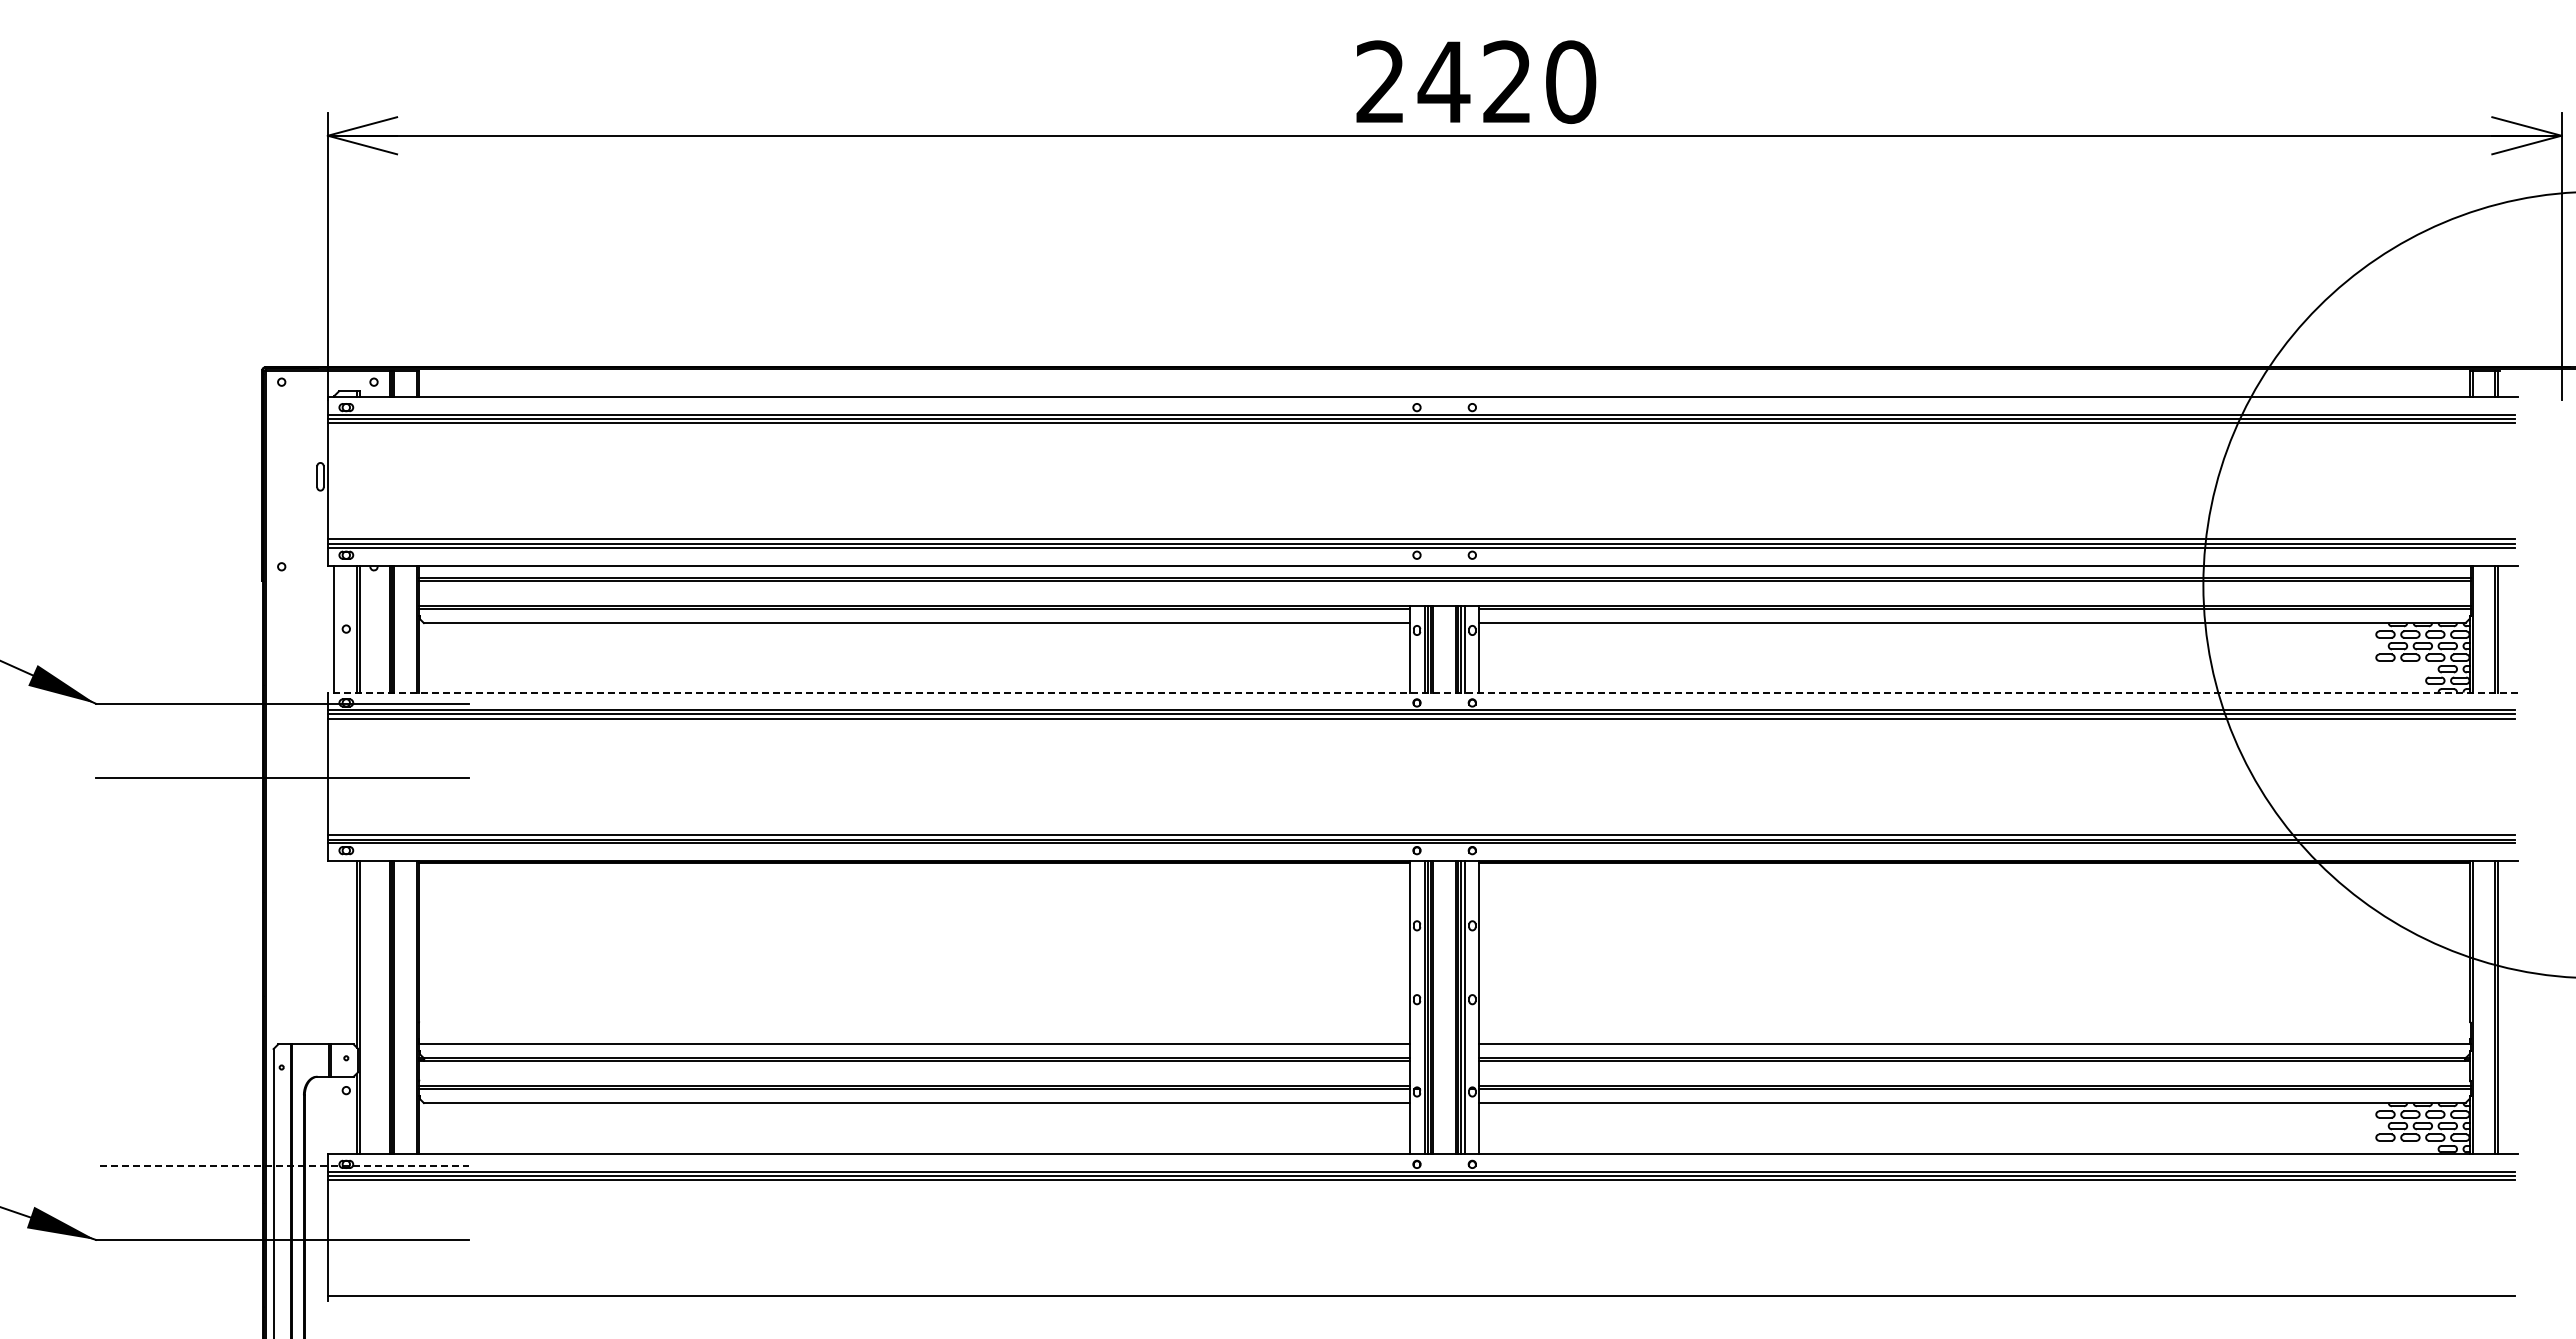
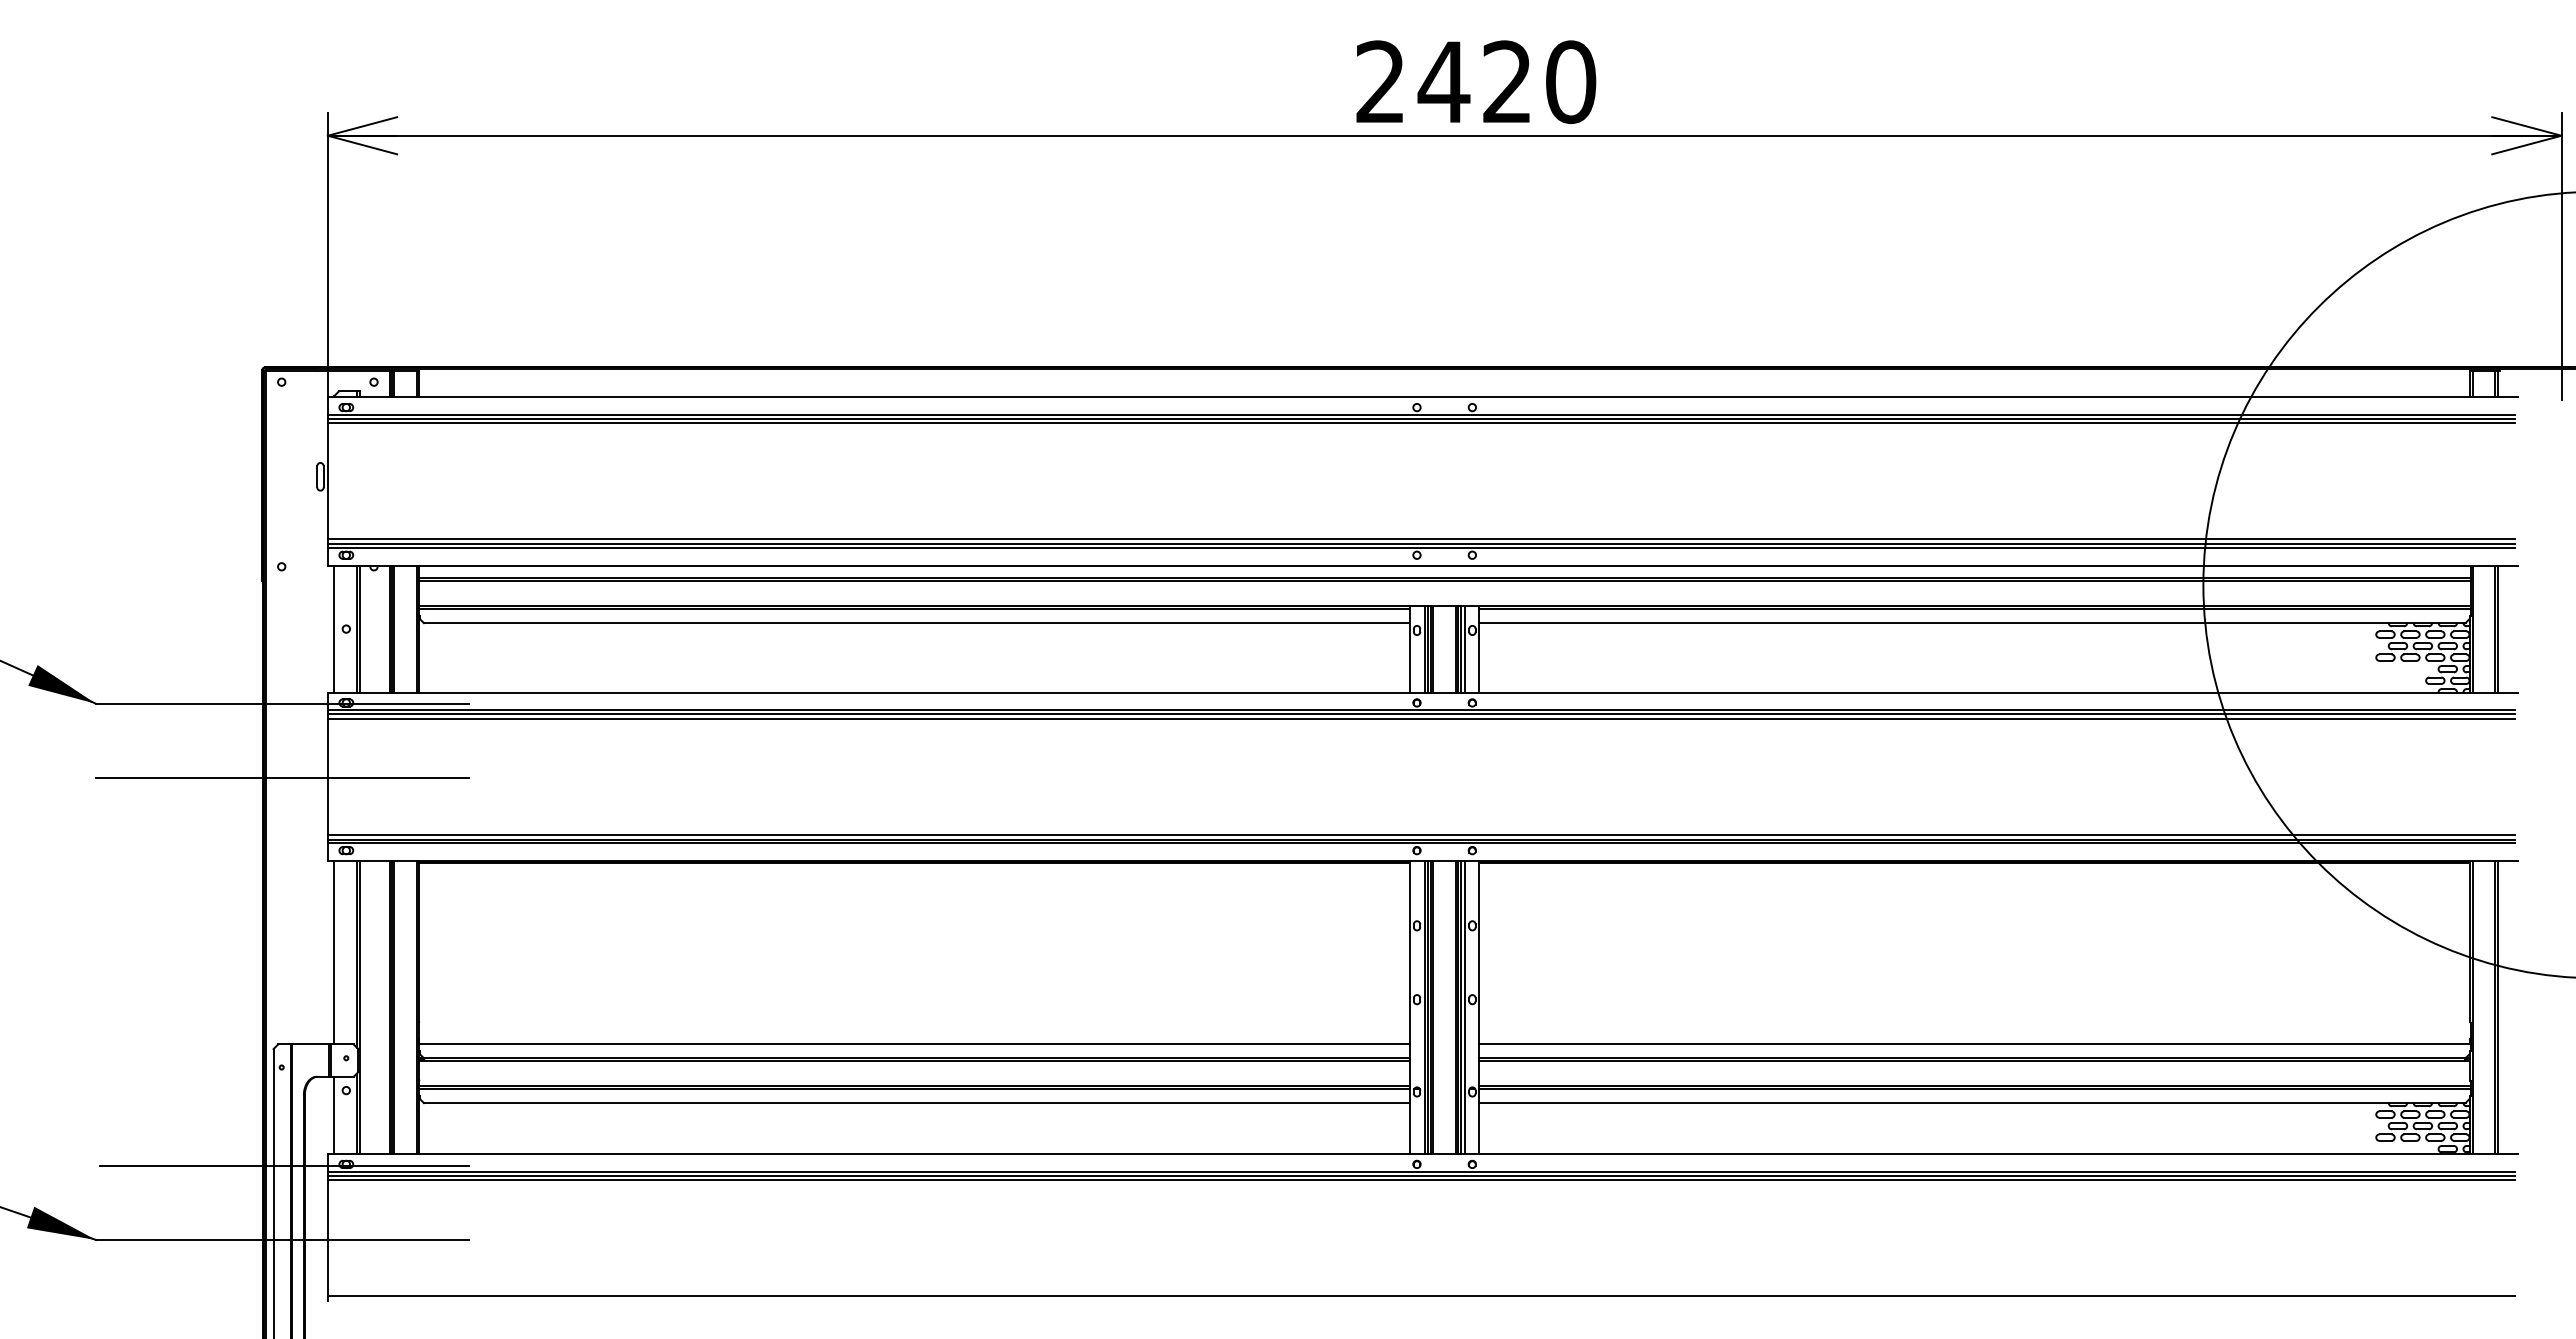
line: dashed -> solid (1422, 692)
line: none -> present (334, 952)
line: none -> present (334, 1115)
line: dashed -> solid (284, 1165)
